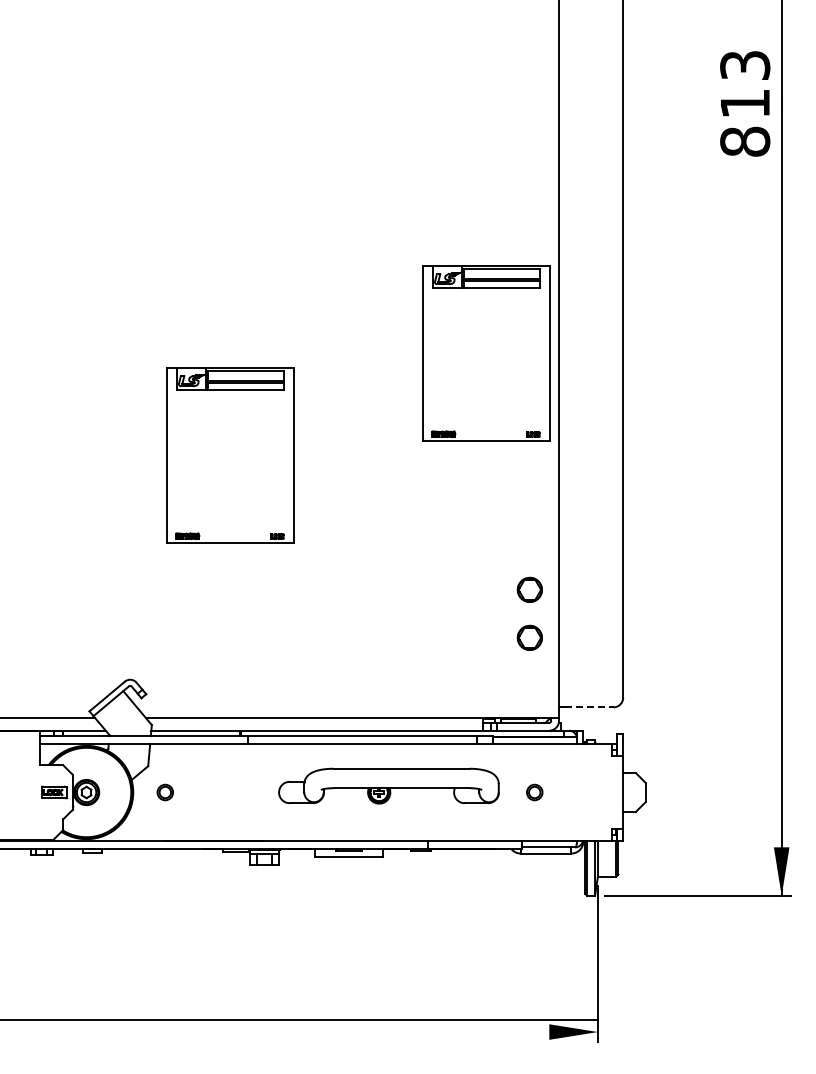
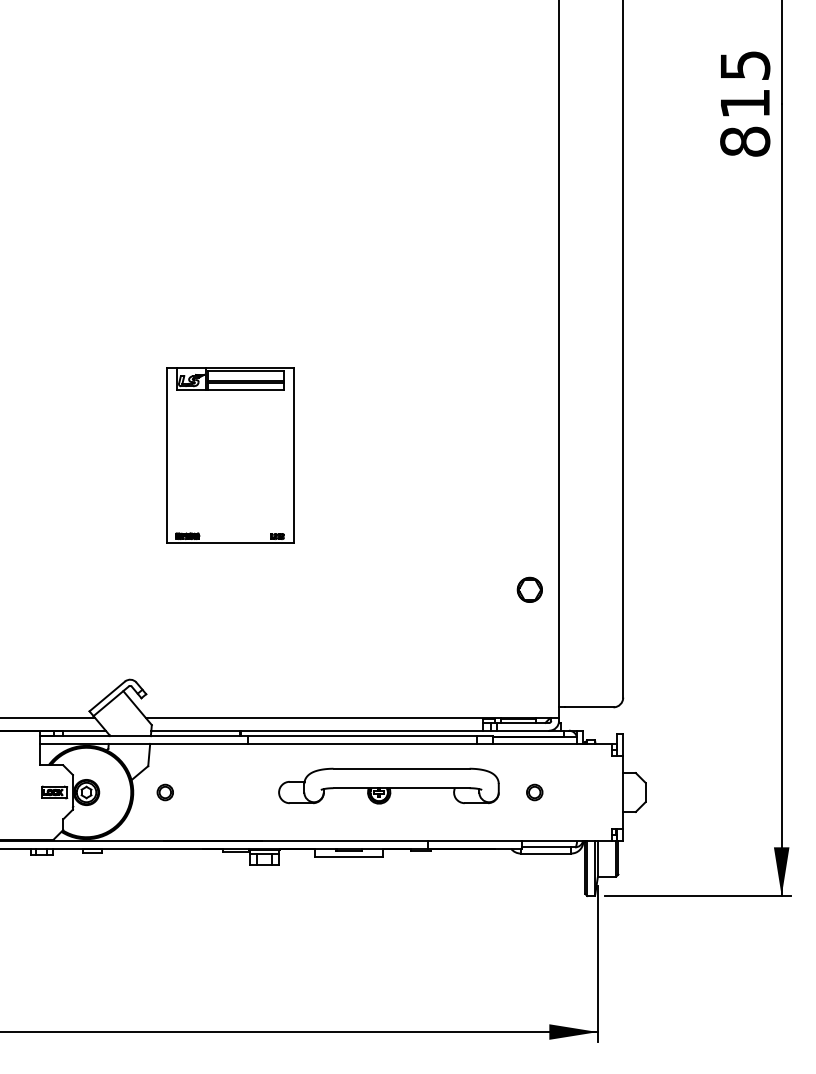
text: 813 -> 815 (744, 65)
part: present -> none (486, 353)
part: present -> none (529, 637)
line: dashed -> solid (589, 707)
line position: (299, 1020) -> (299, 1032) (299, 1032)
